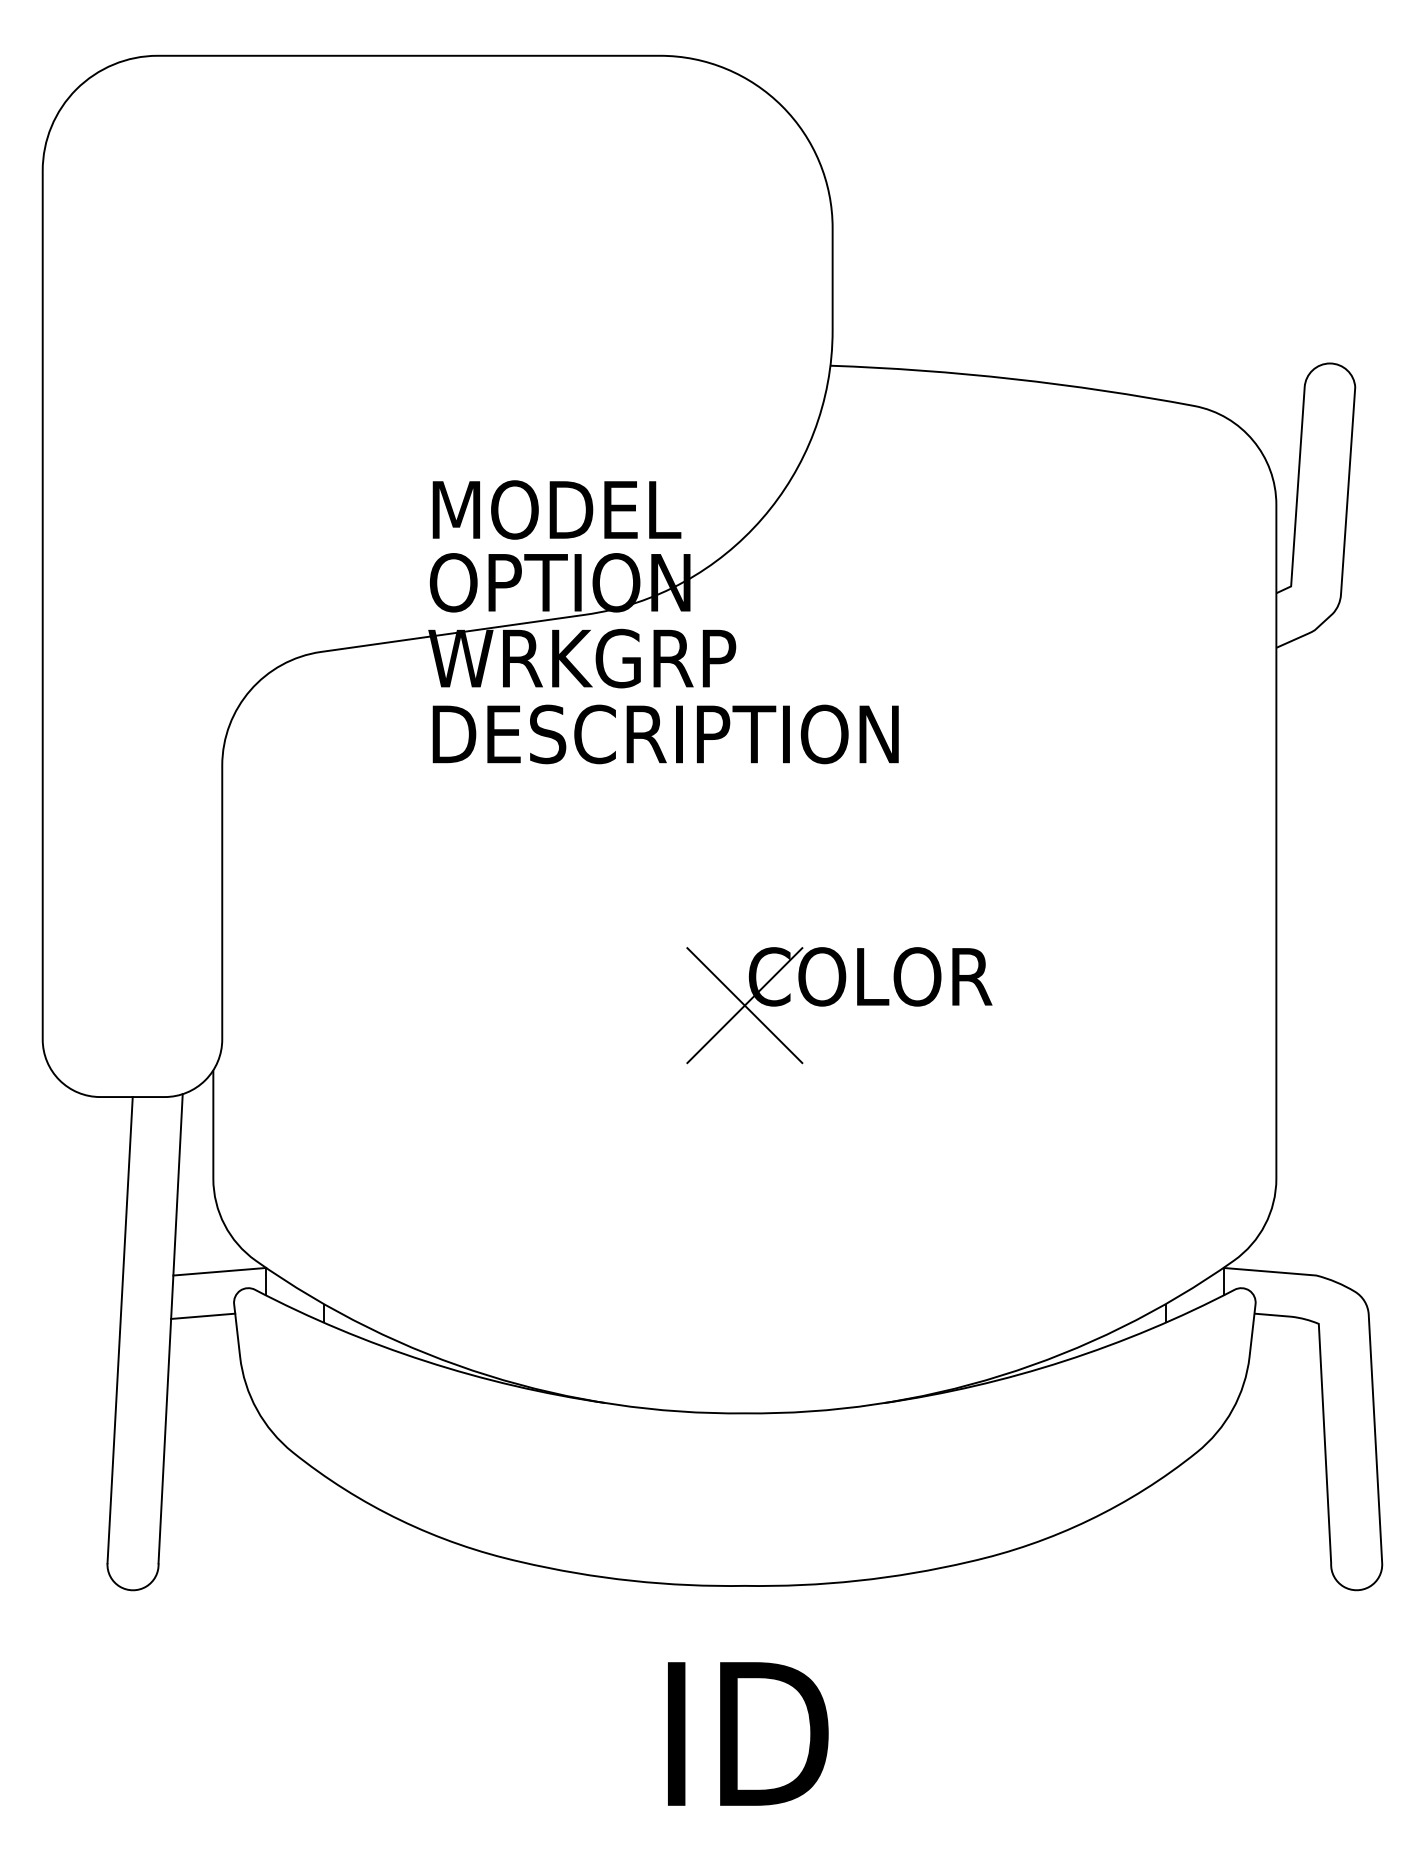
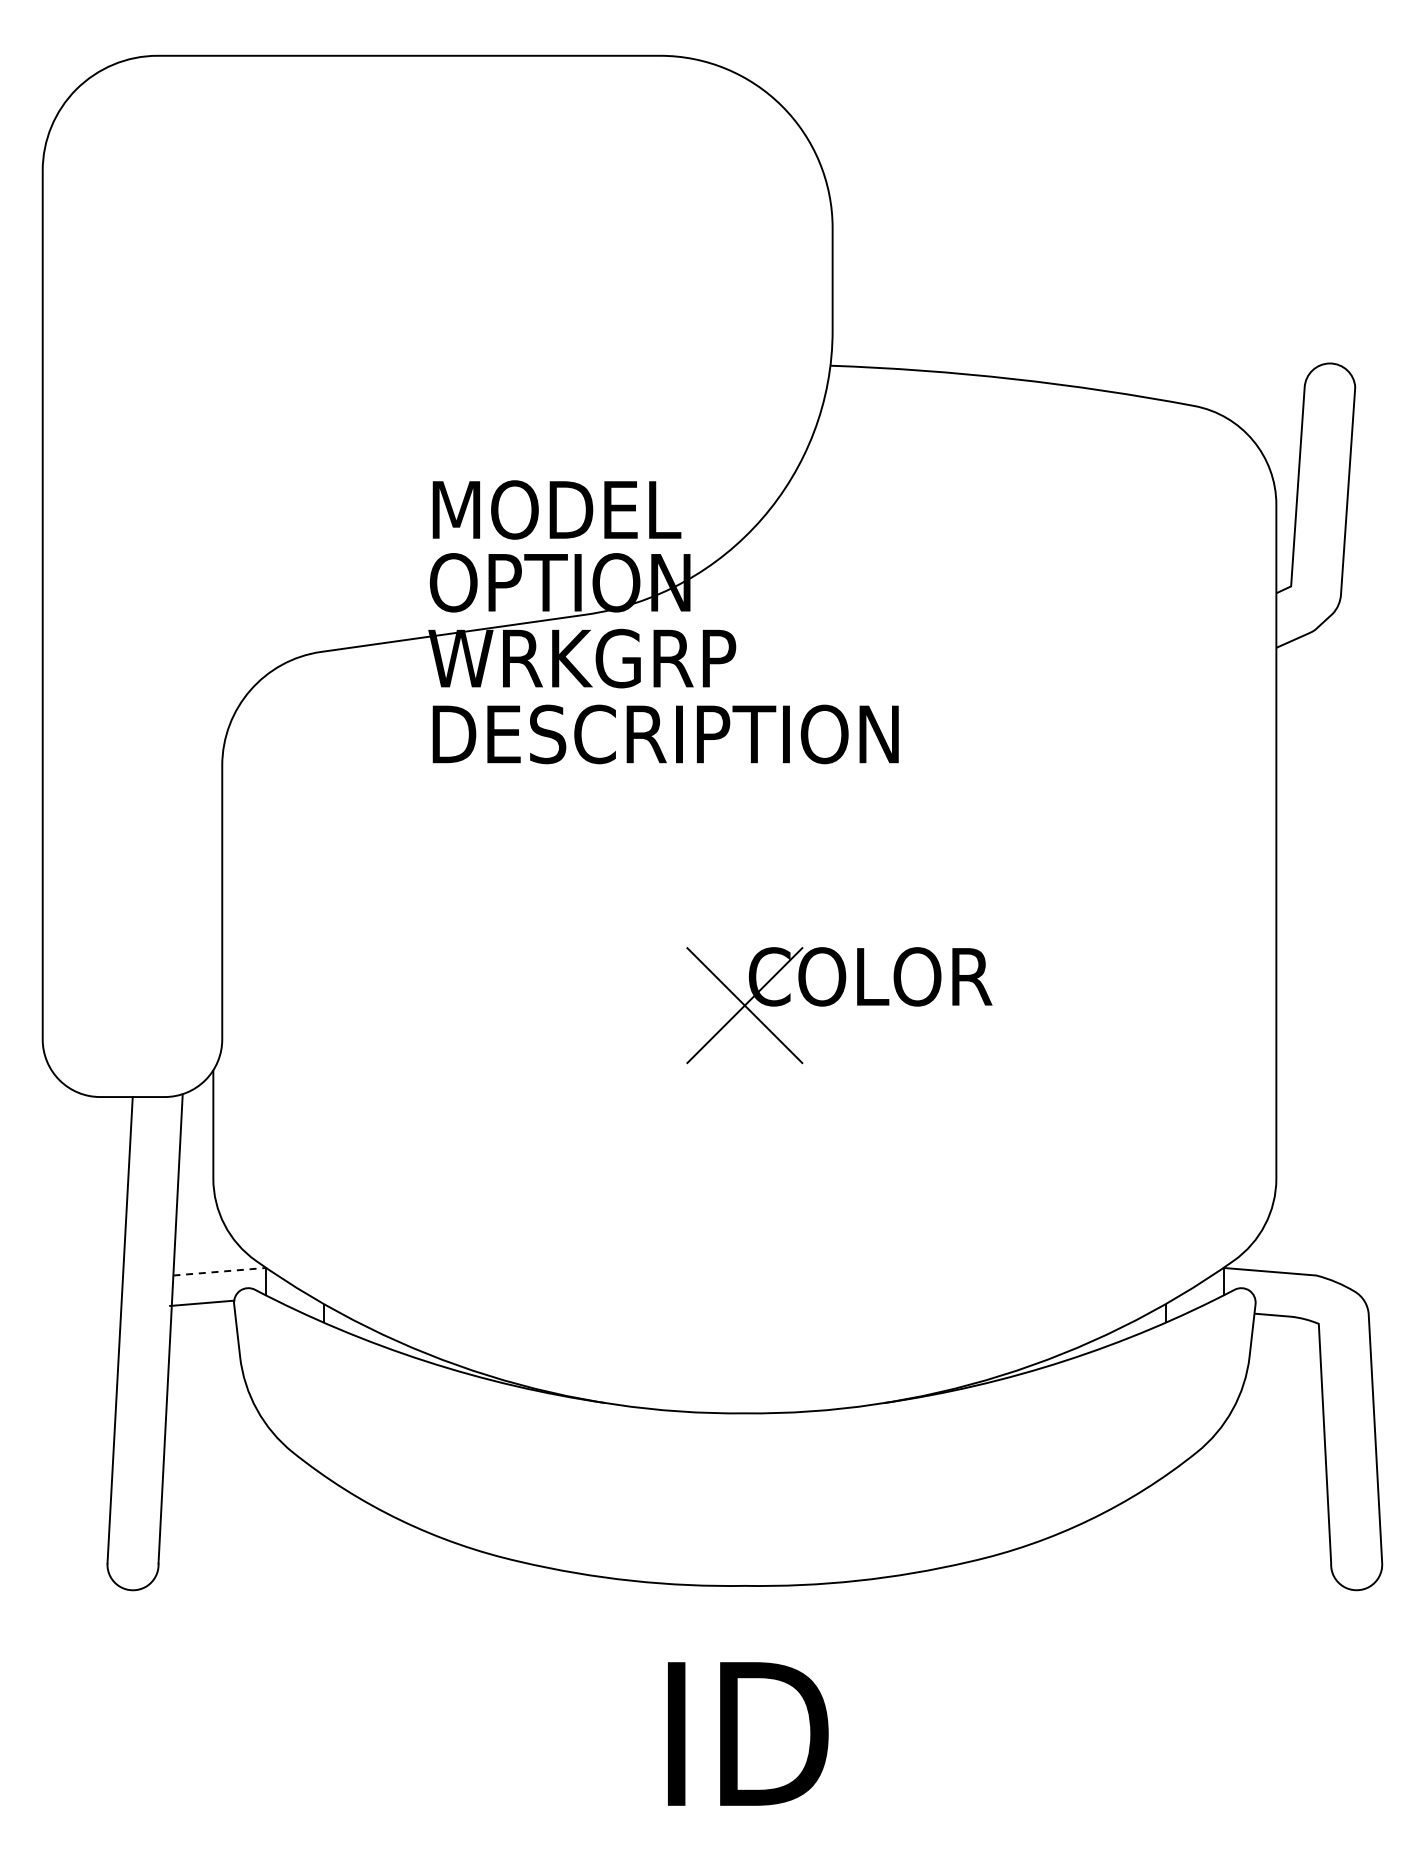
line: solid -> dashed (219, 1271)
line position: (203, 1315) -> (202, 1302) (202, 1302)
